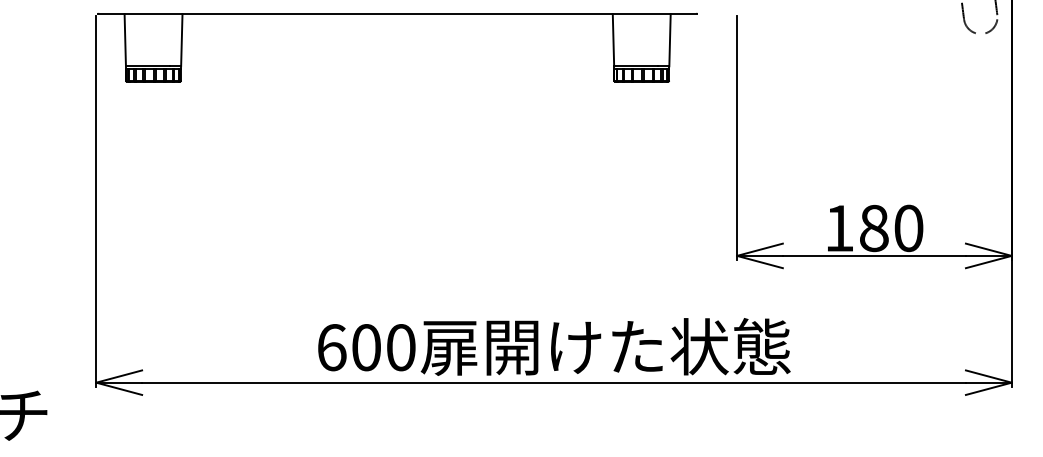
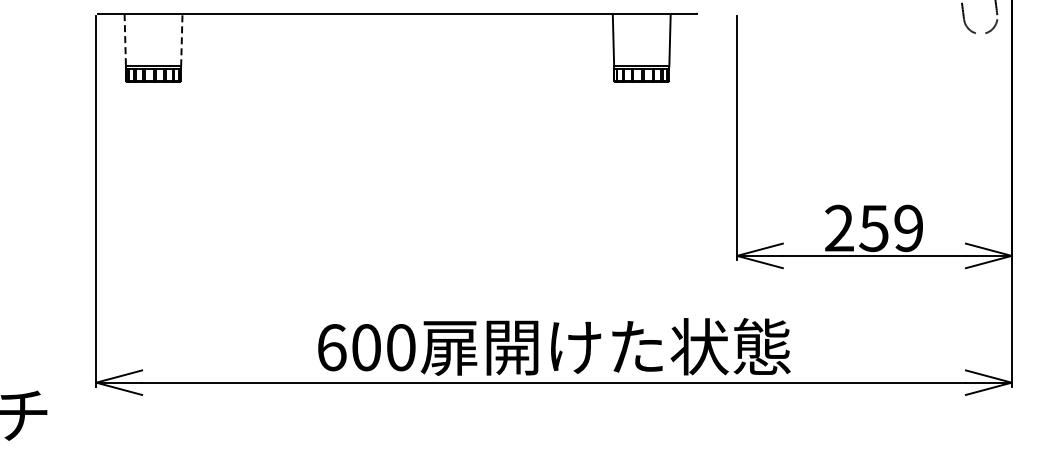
line: solid -> dashed (181, 39)
line: solid -> dashed (125, 40)
text: 180 -> 259 (874, 228)
